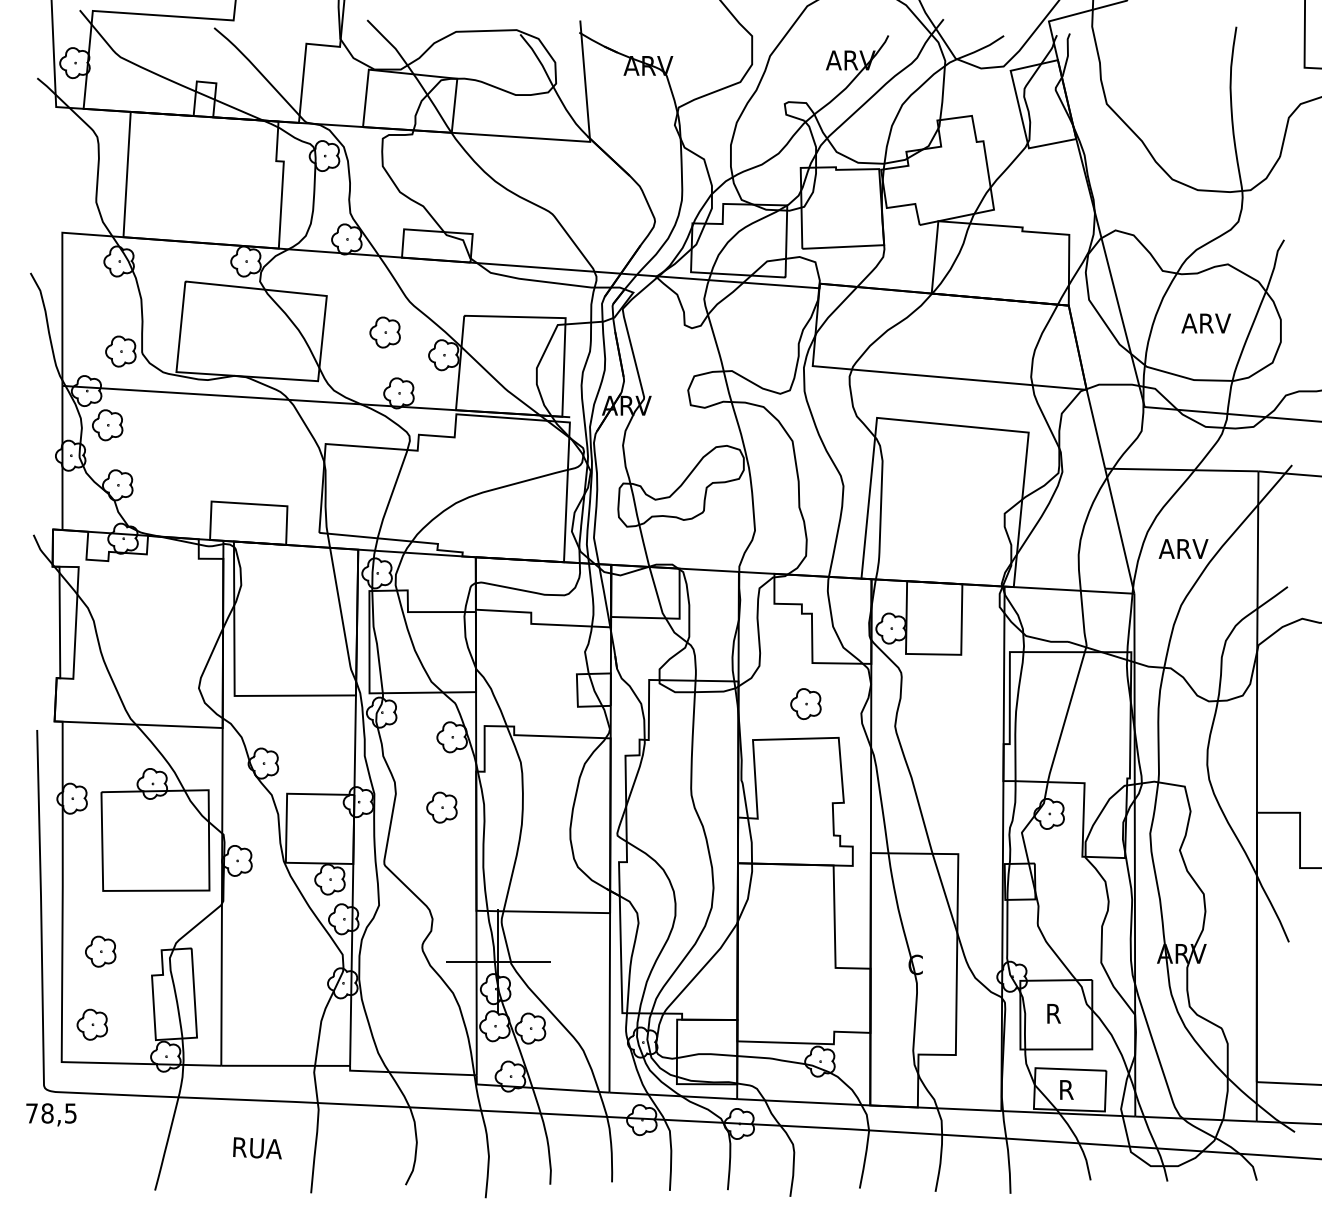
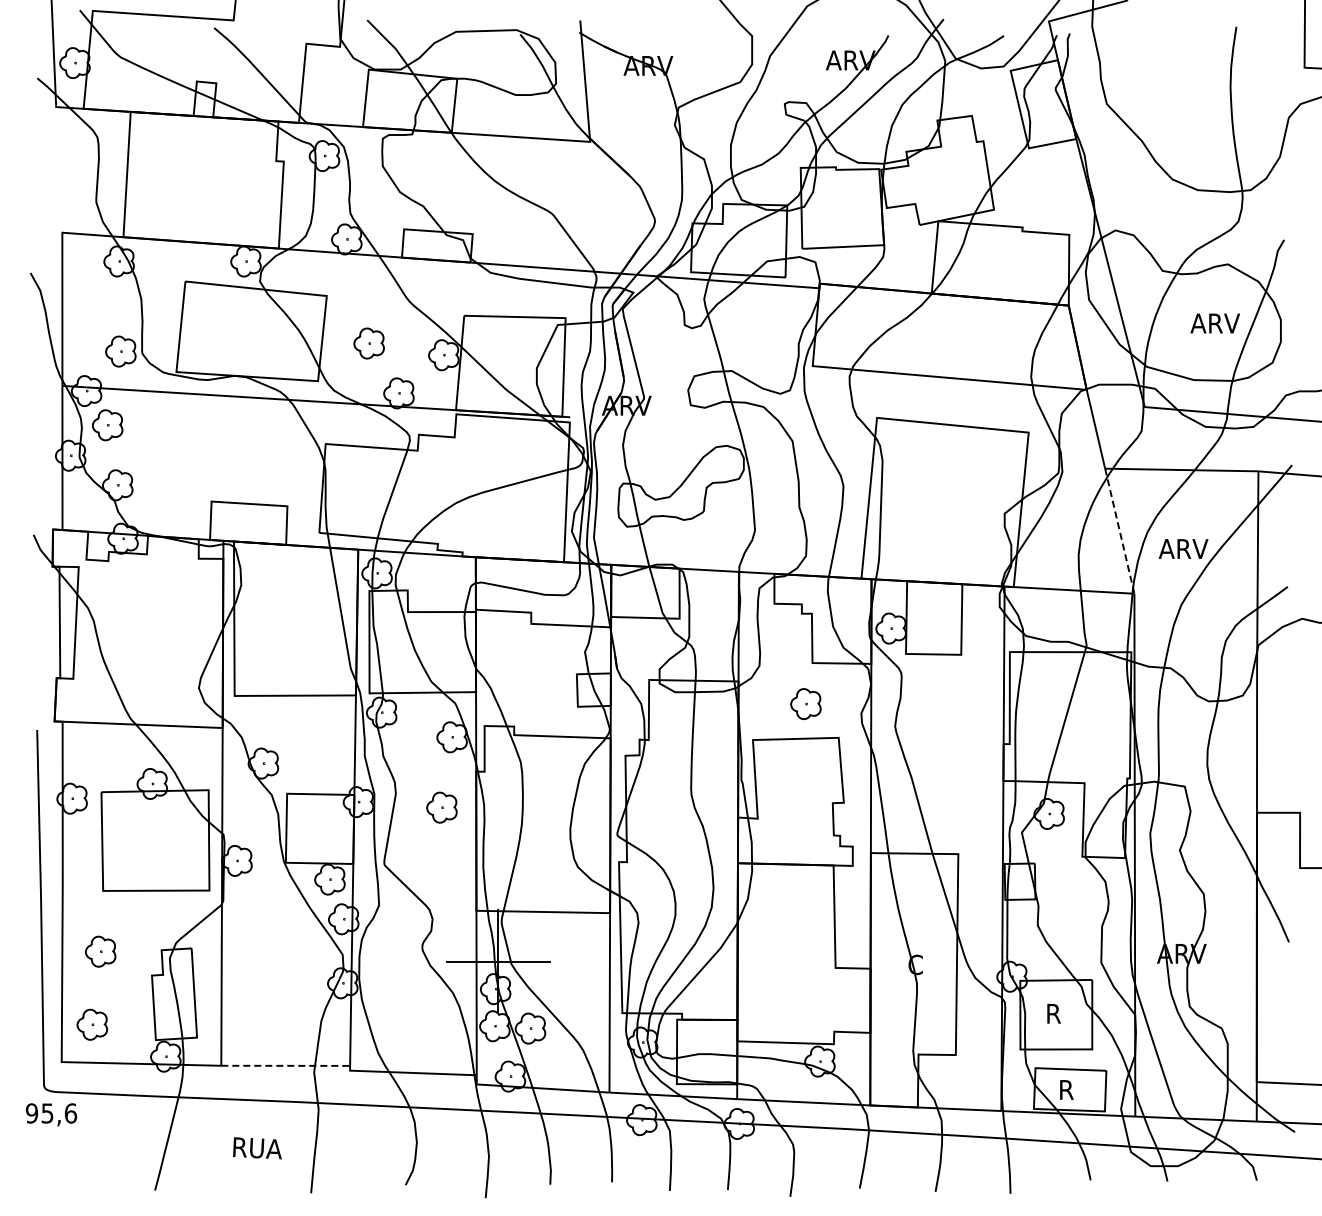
text position: (1205, 323) -> (1214, 323) (1214, 323)
part position: (384, 332) -> (368, 343) (368, 343)
line: solid -> dashed (1119, 531)
line: solid -> dashed (286, 1065)
text: 78,5 -> 95,6 (51, 1113)
